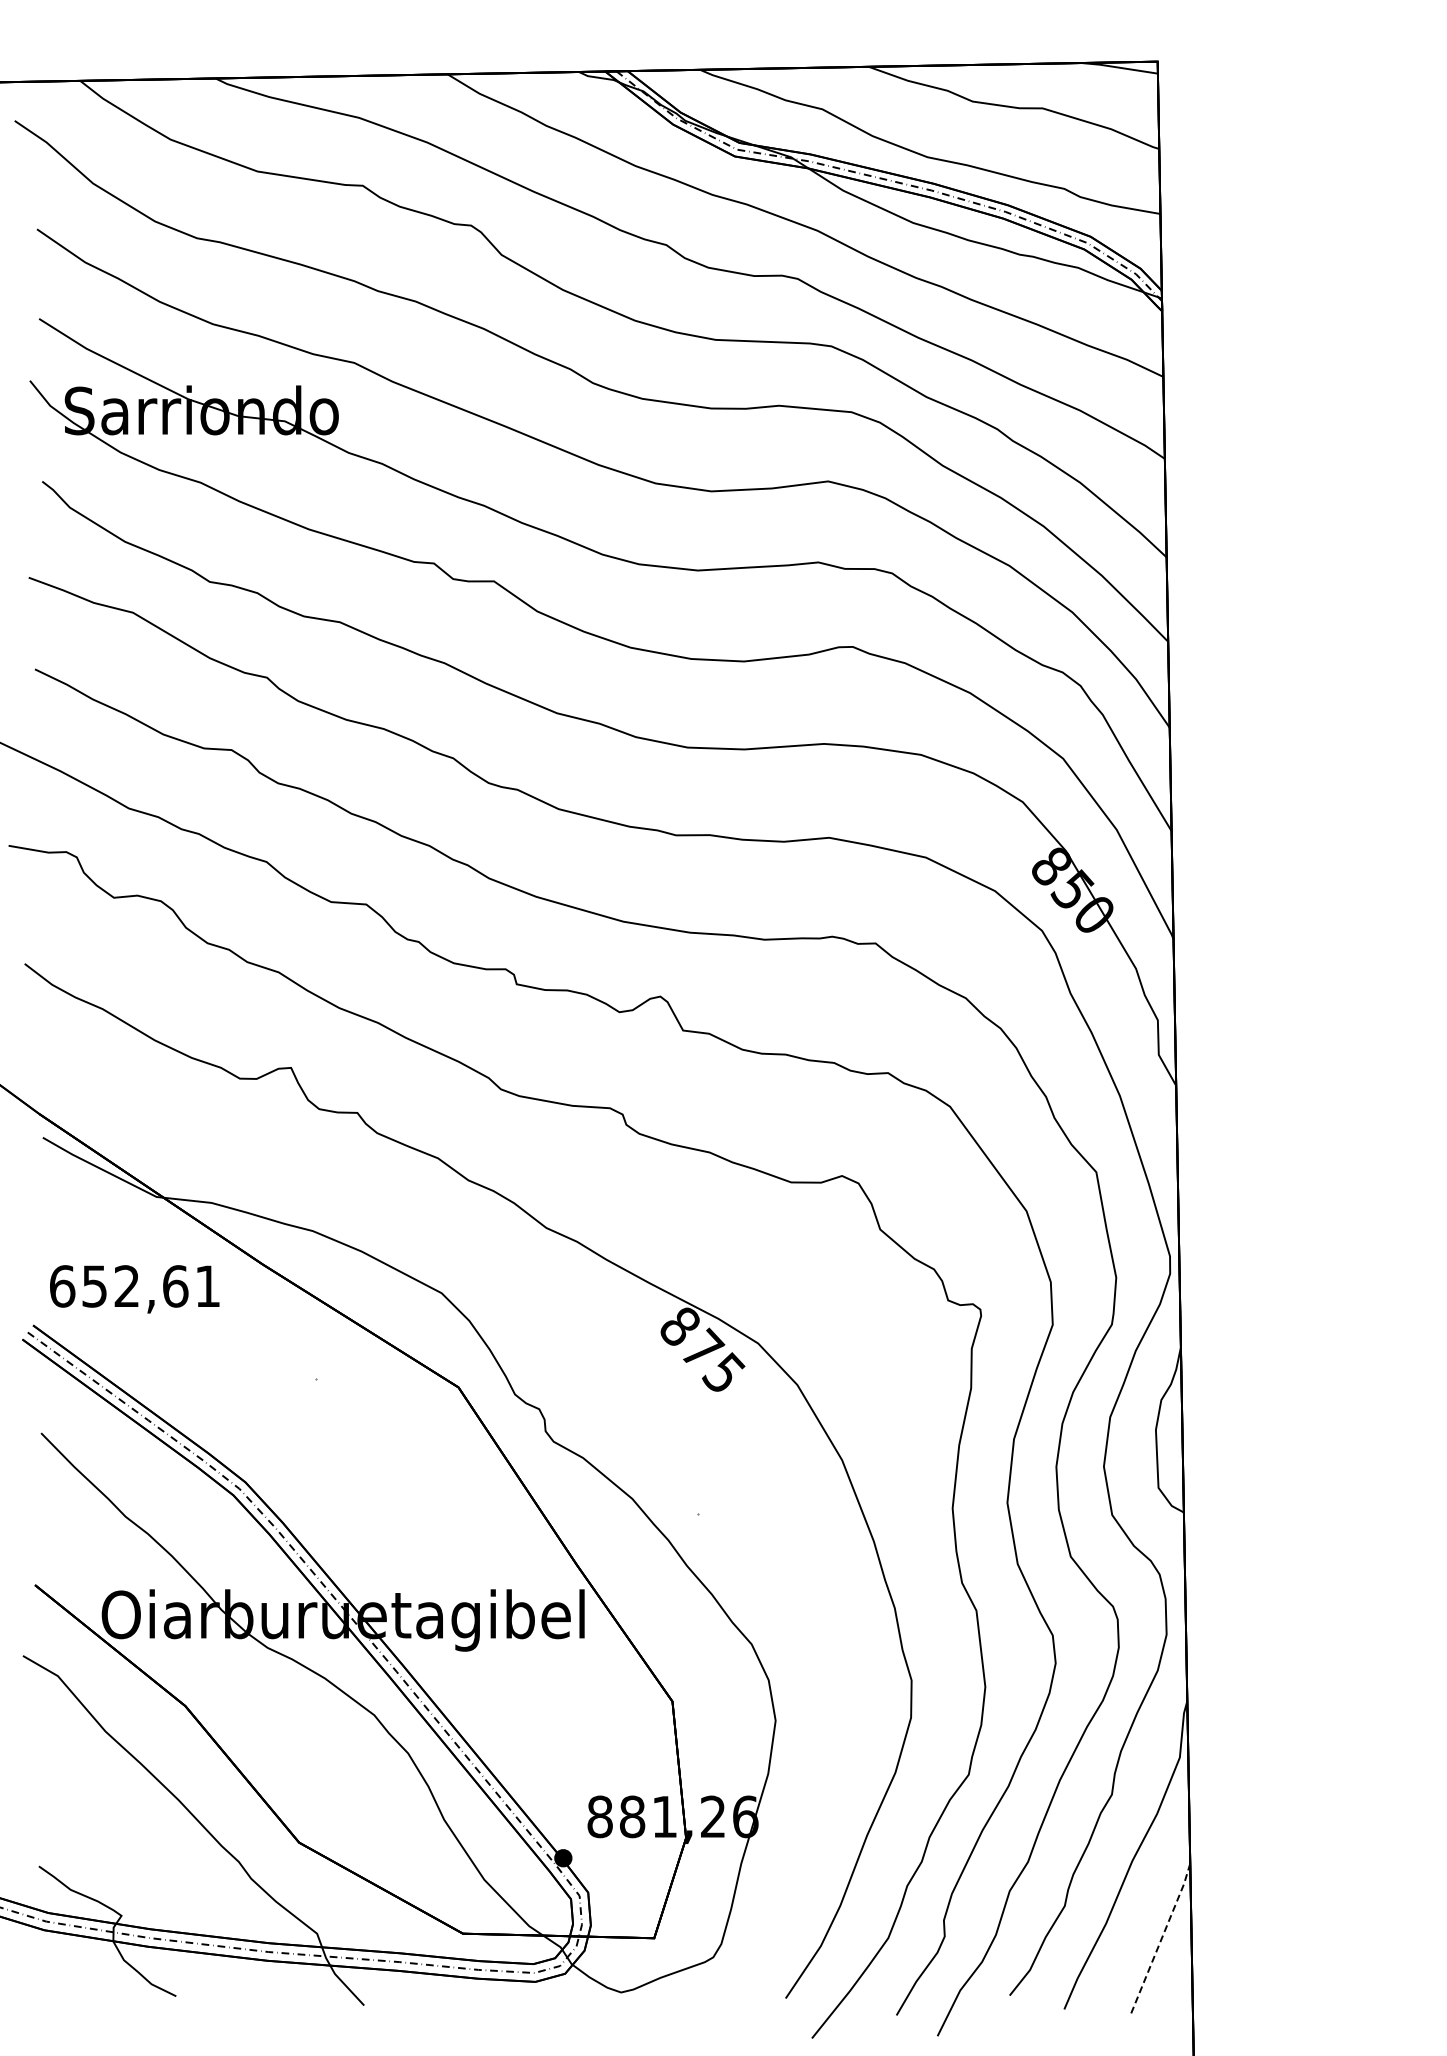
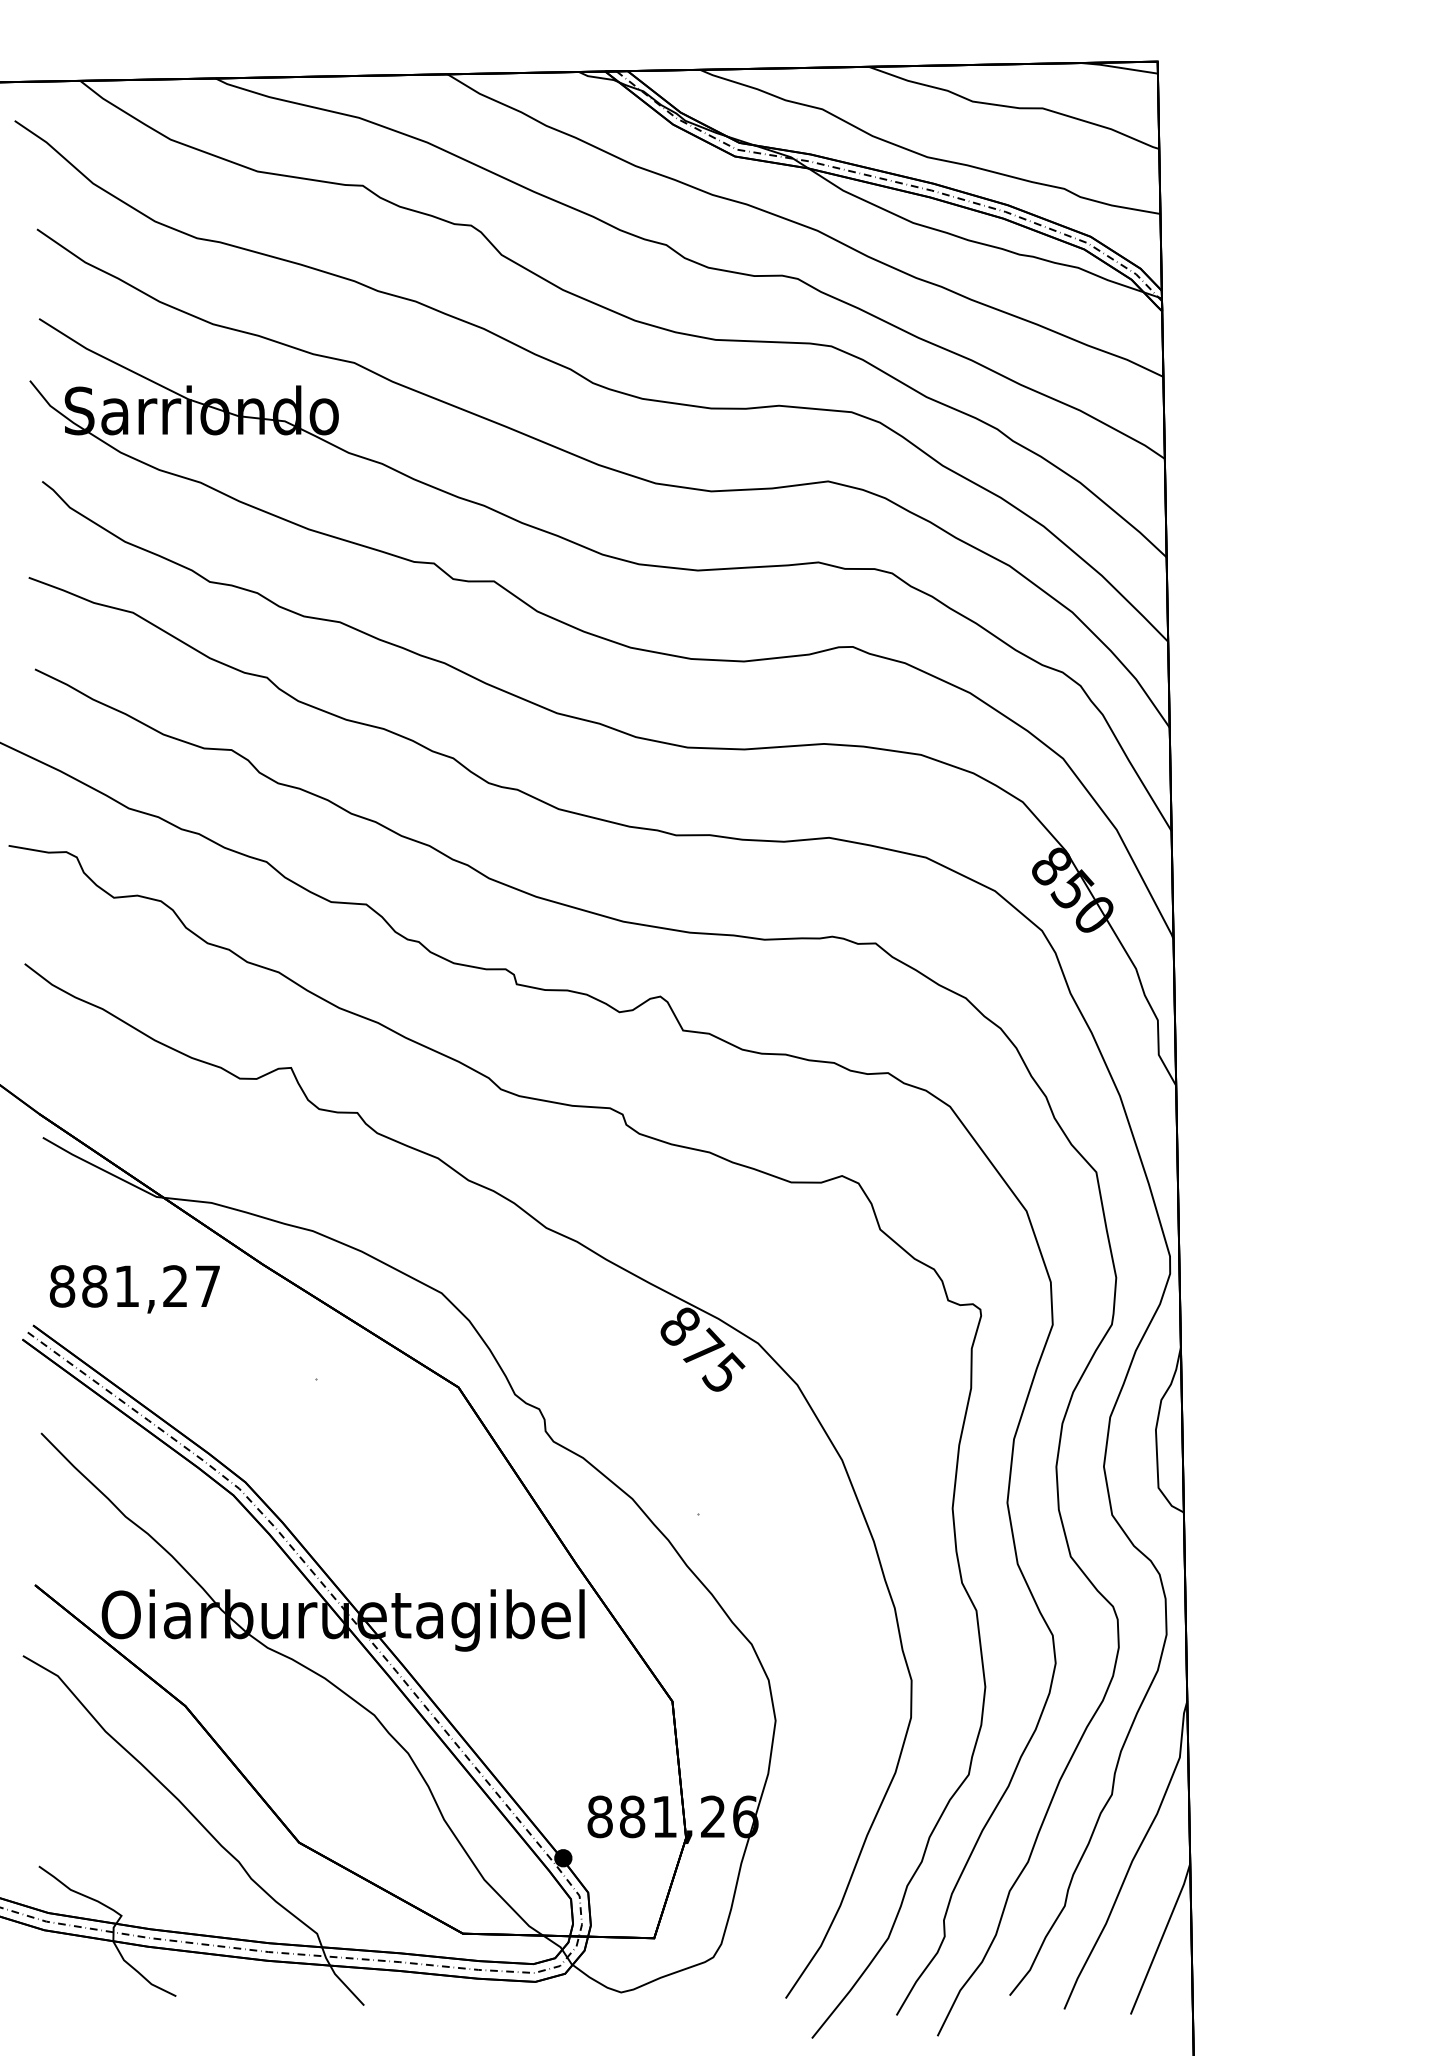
text: 652,61 -> 881,27 (134, 1286)
line: dashed -> solid (1161, 1938)
